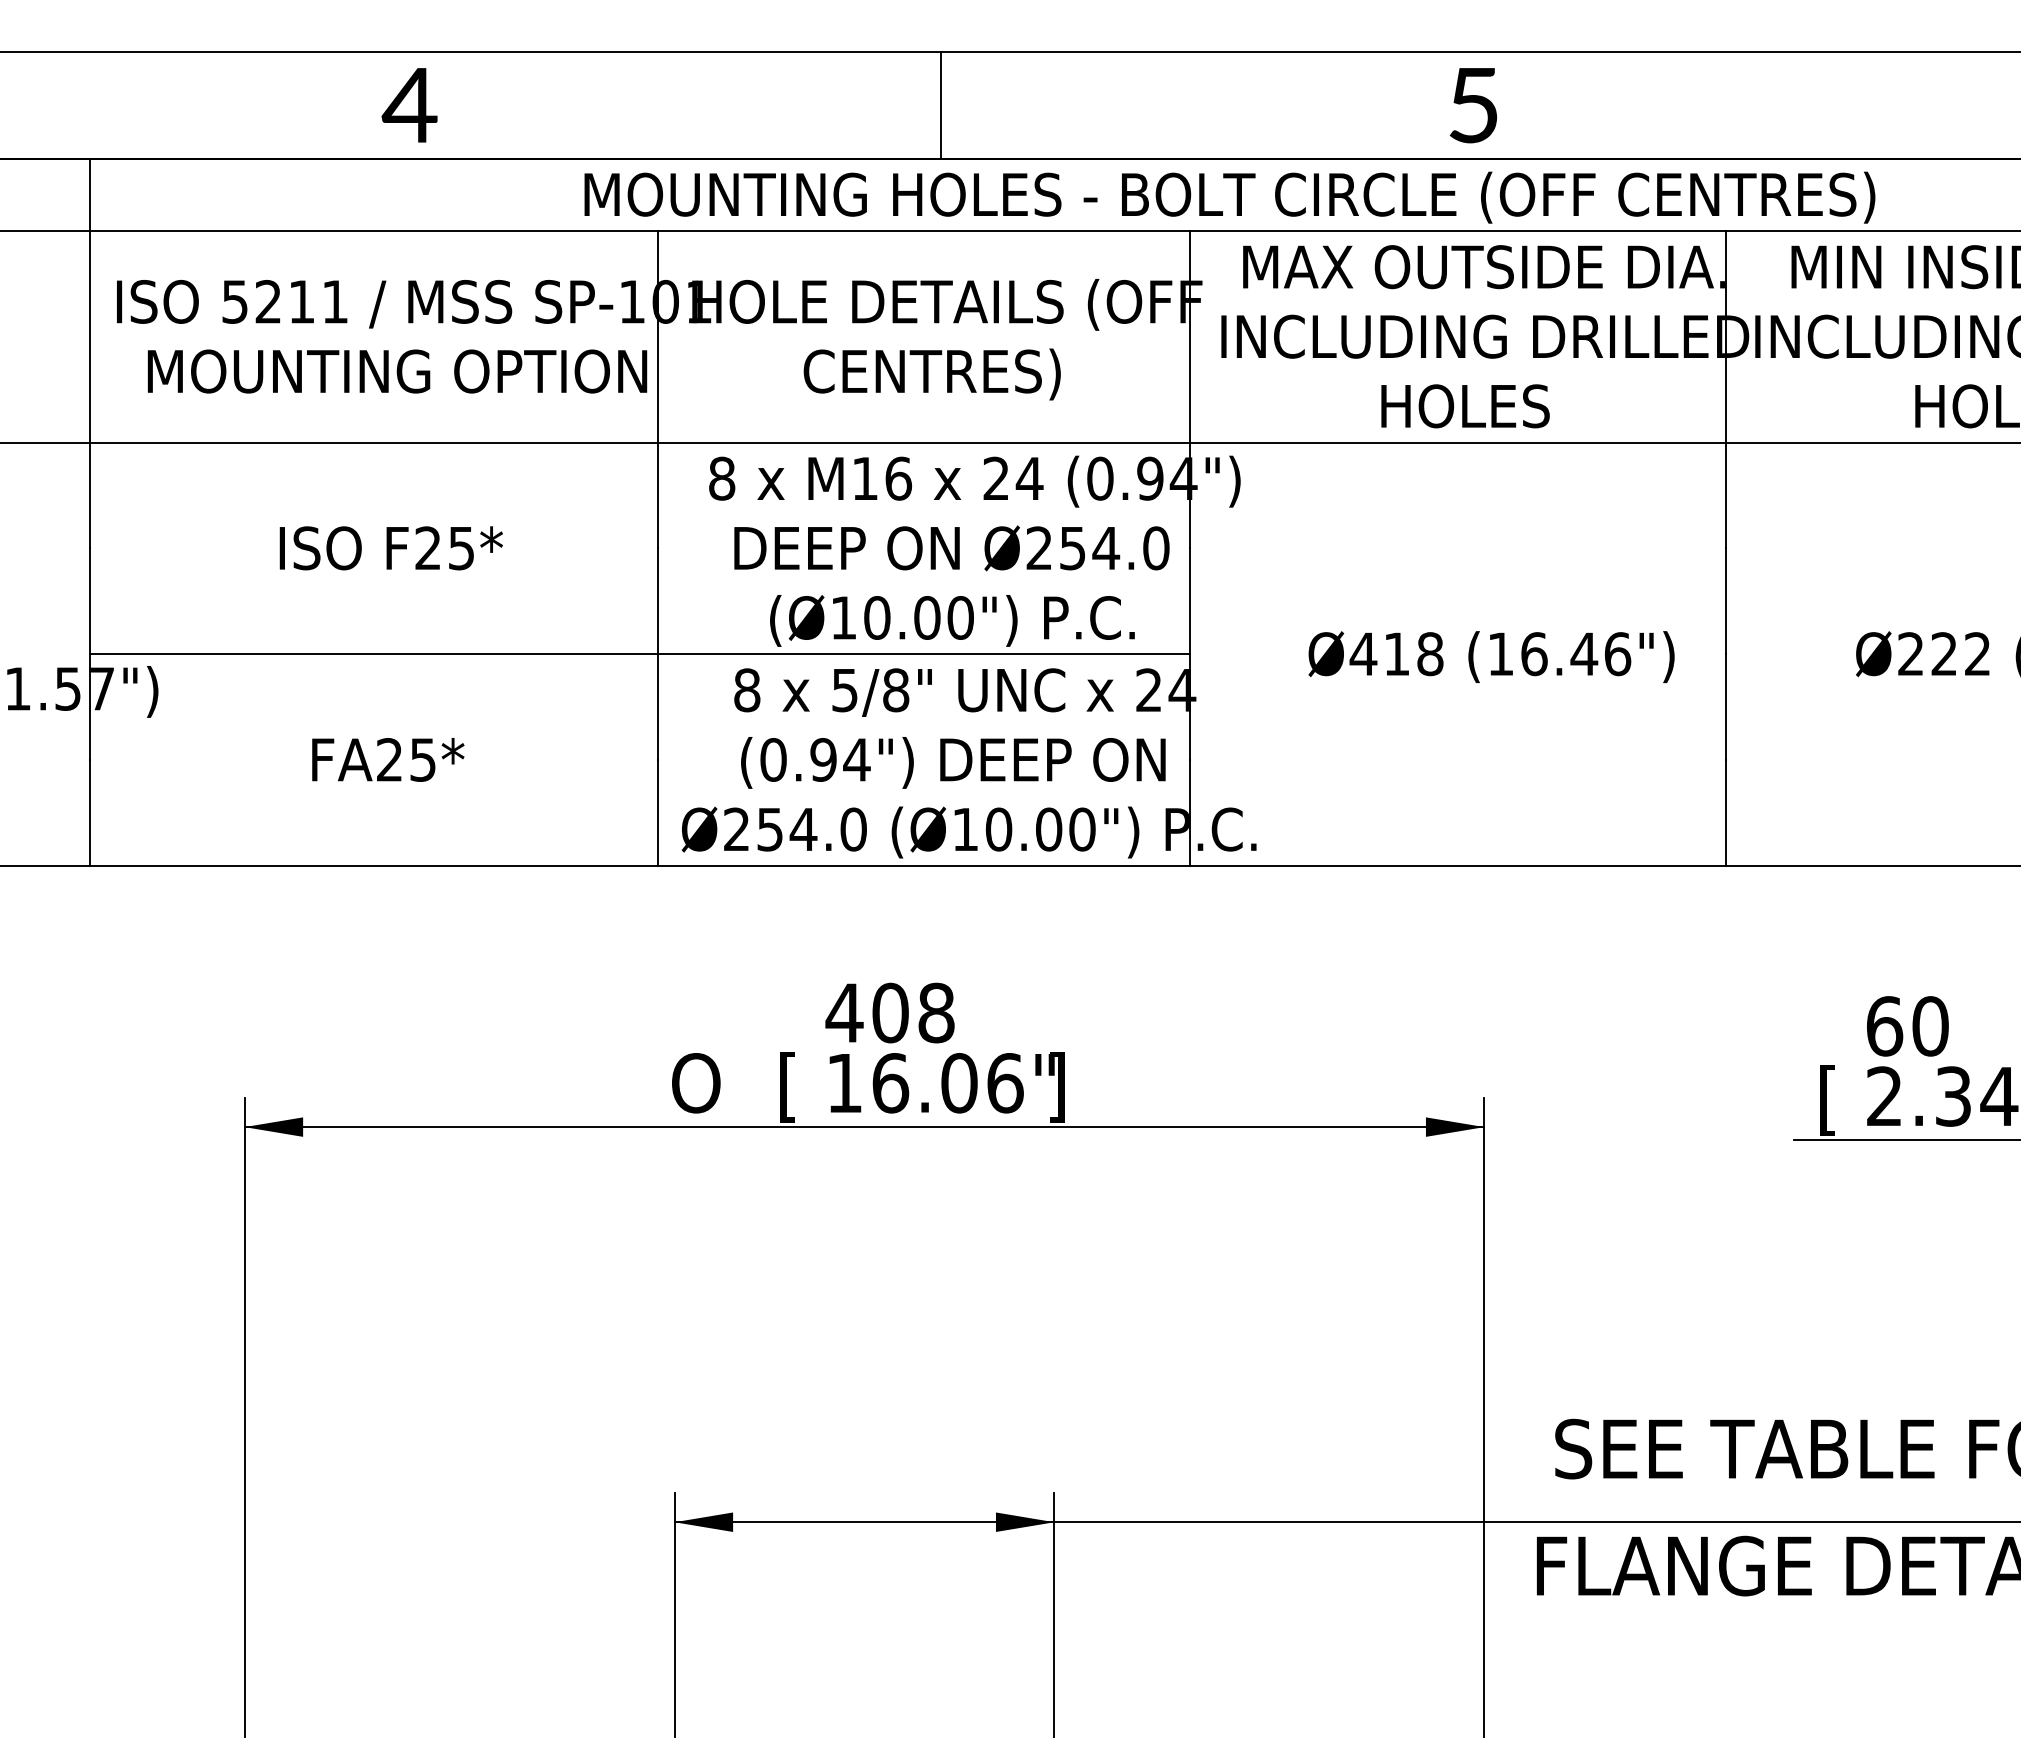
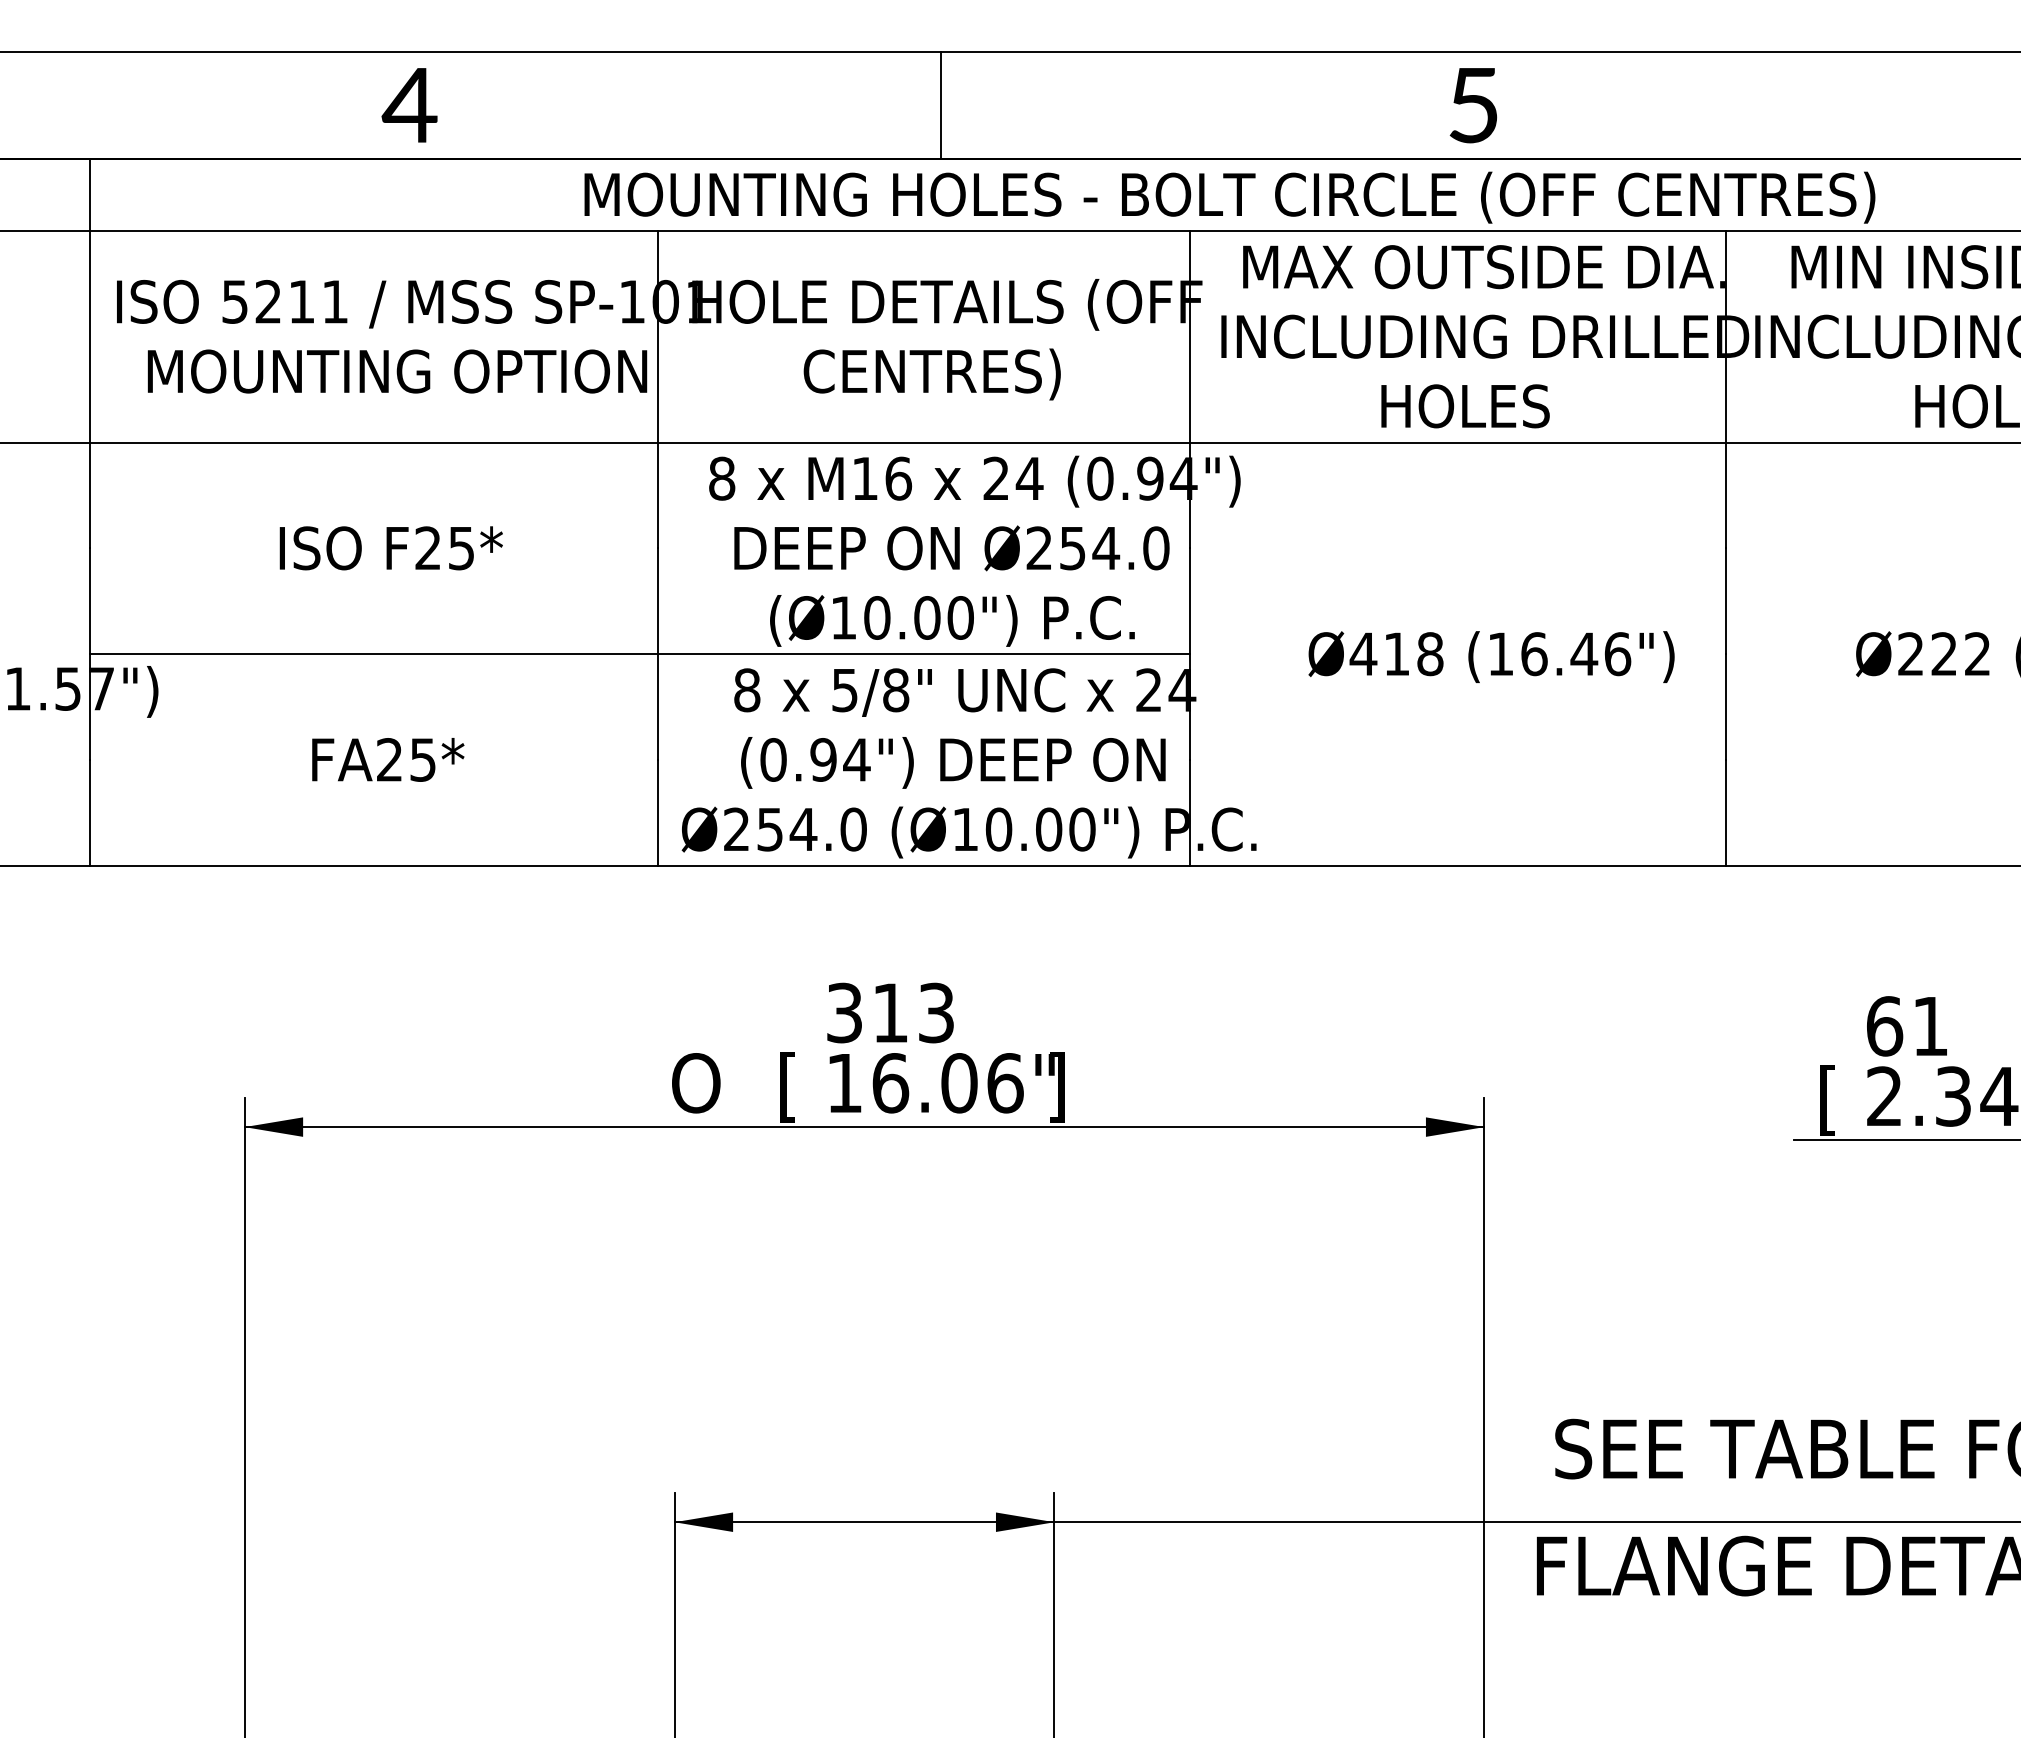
text: 408 -> 313 (889, 1012)
text: 60 -> 61 (1930, 1026)
